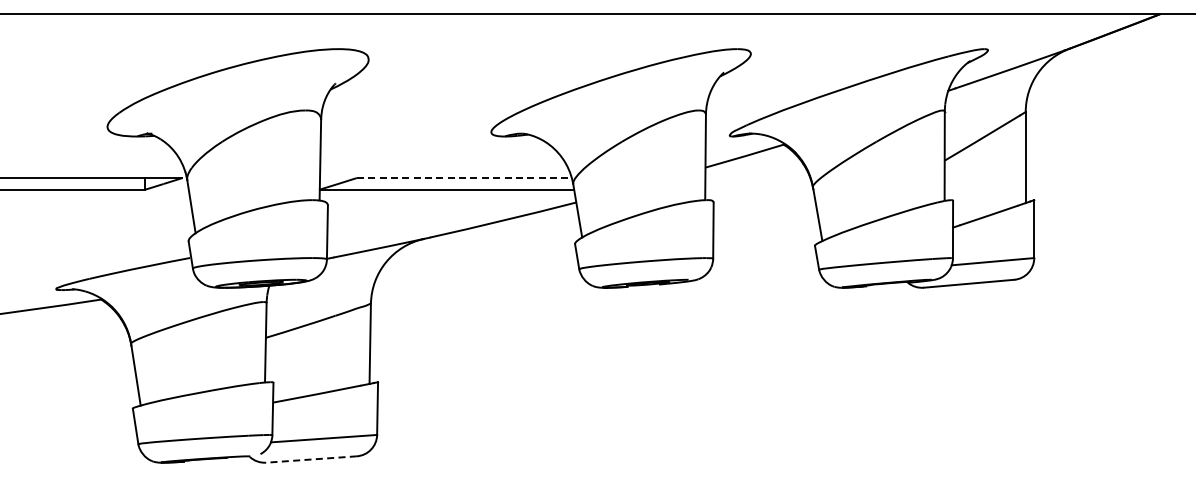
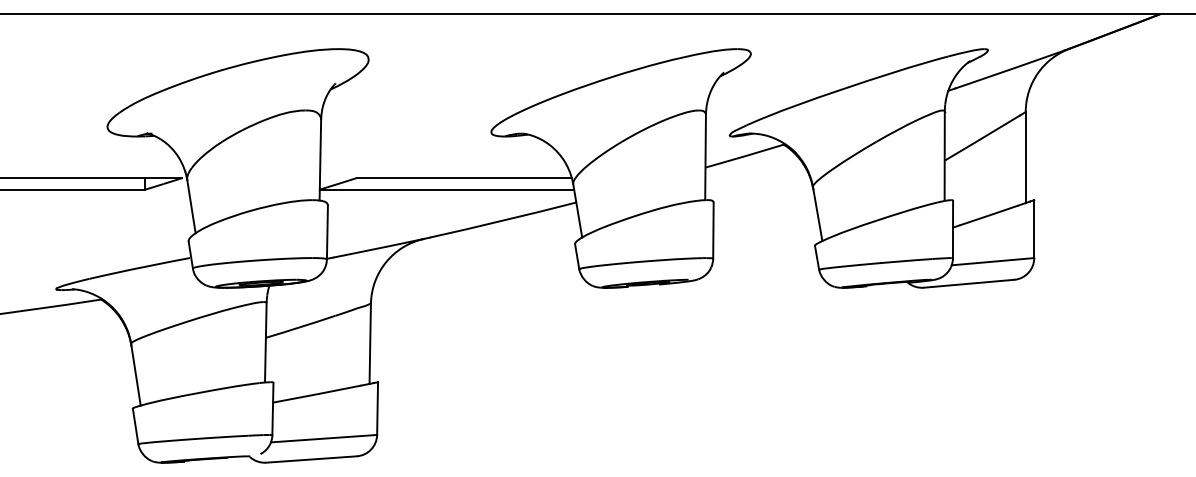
line: dashed -> solid (464, 178)
line: dashed -> solid (311, 459)
